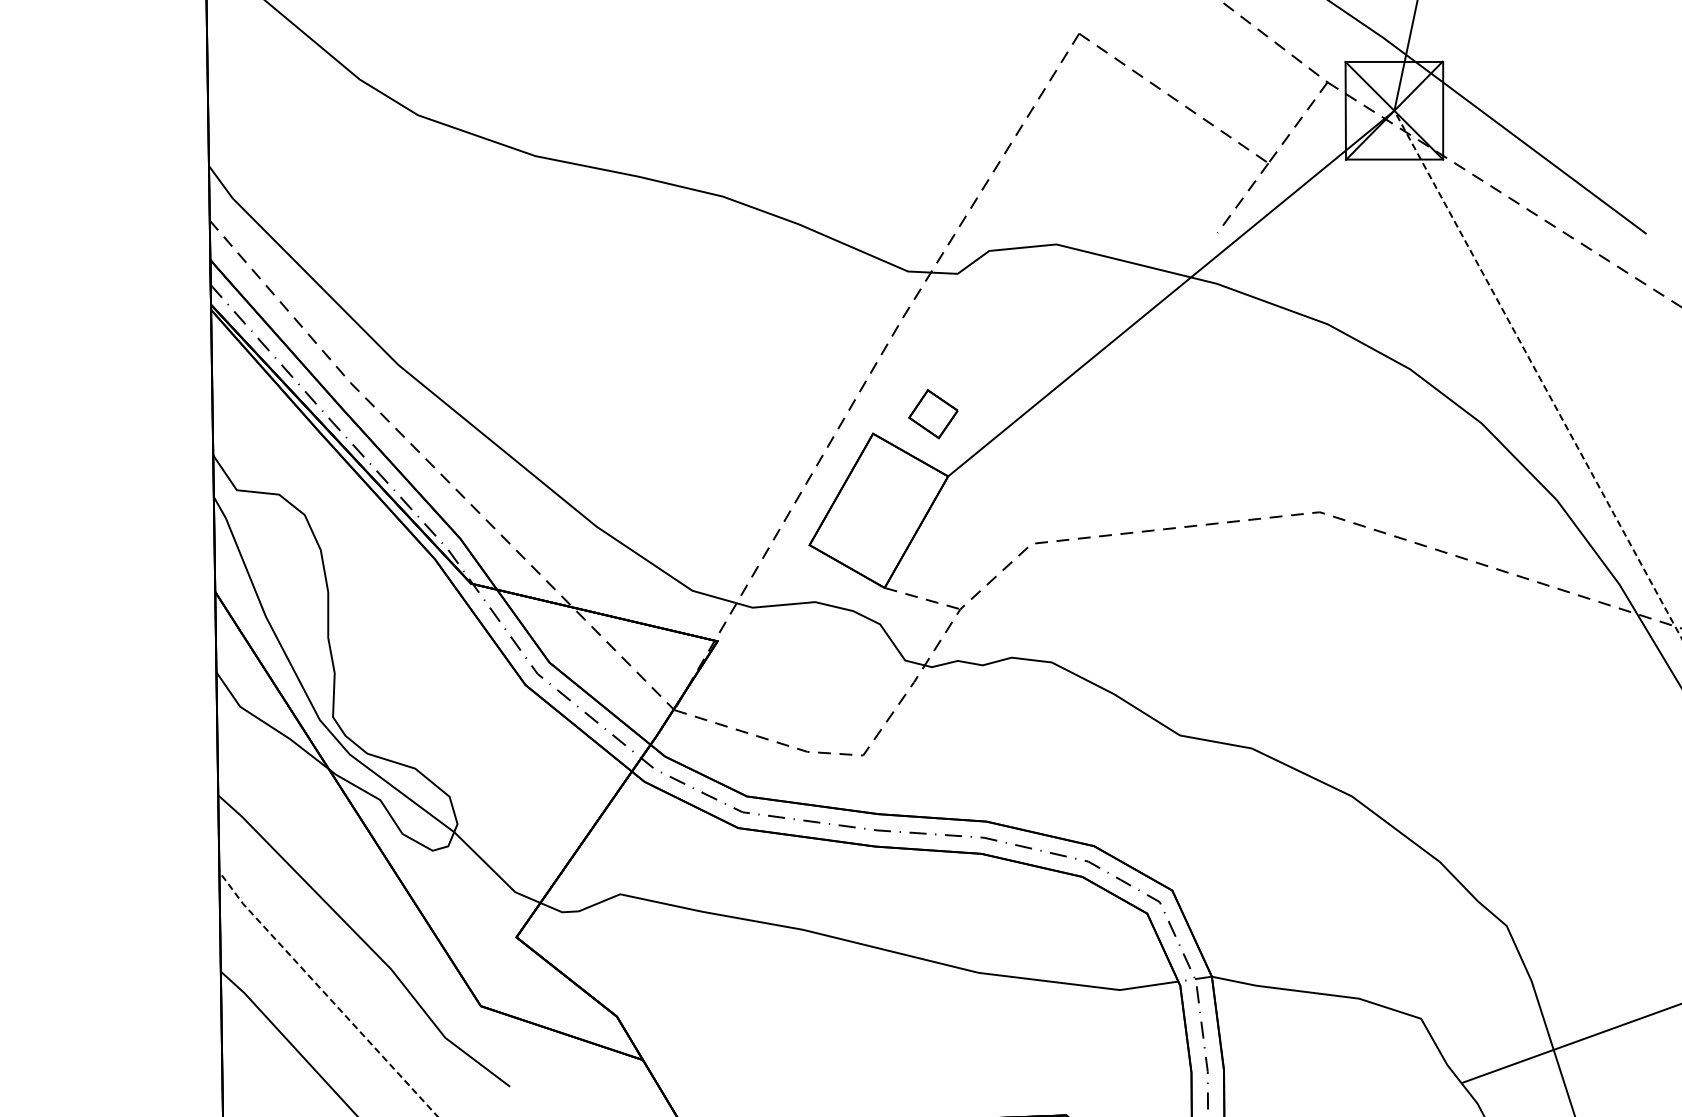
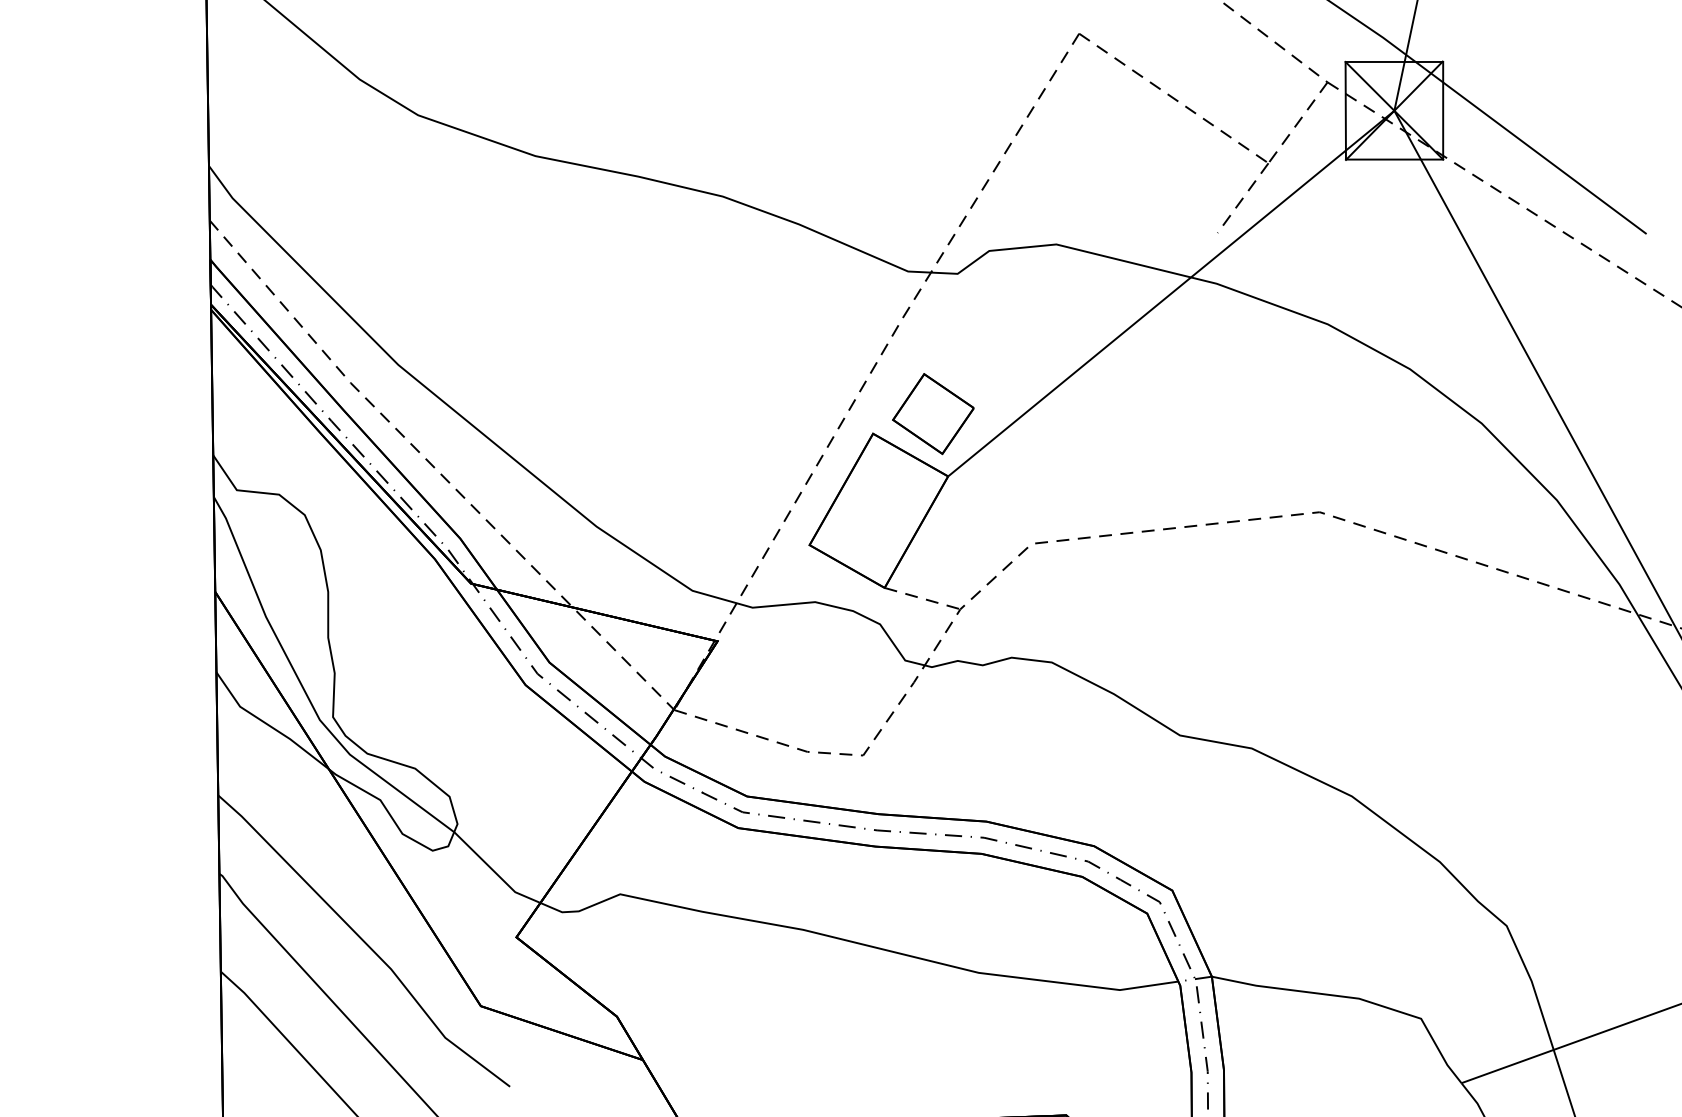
line: dashed -> solid (1537, 374)
part size: 51x51 px -> 83x83 px (933, 414)
line: dashed -> solid (326, 995)
